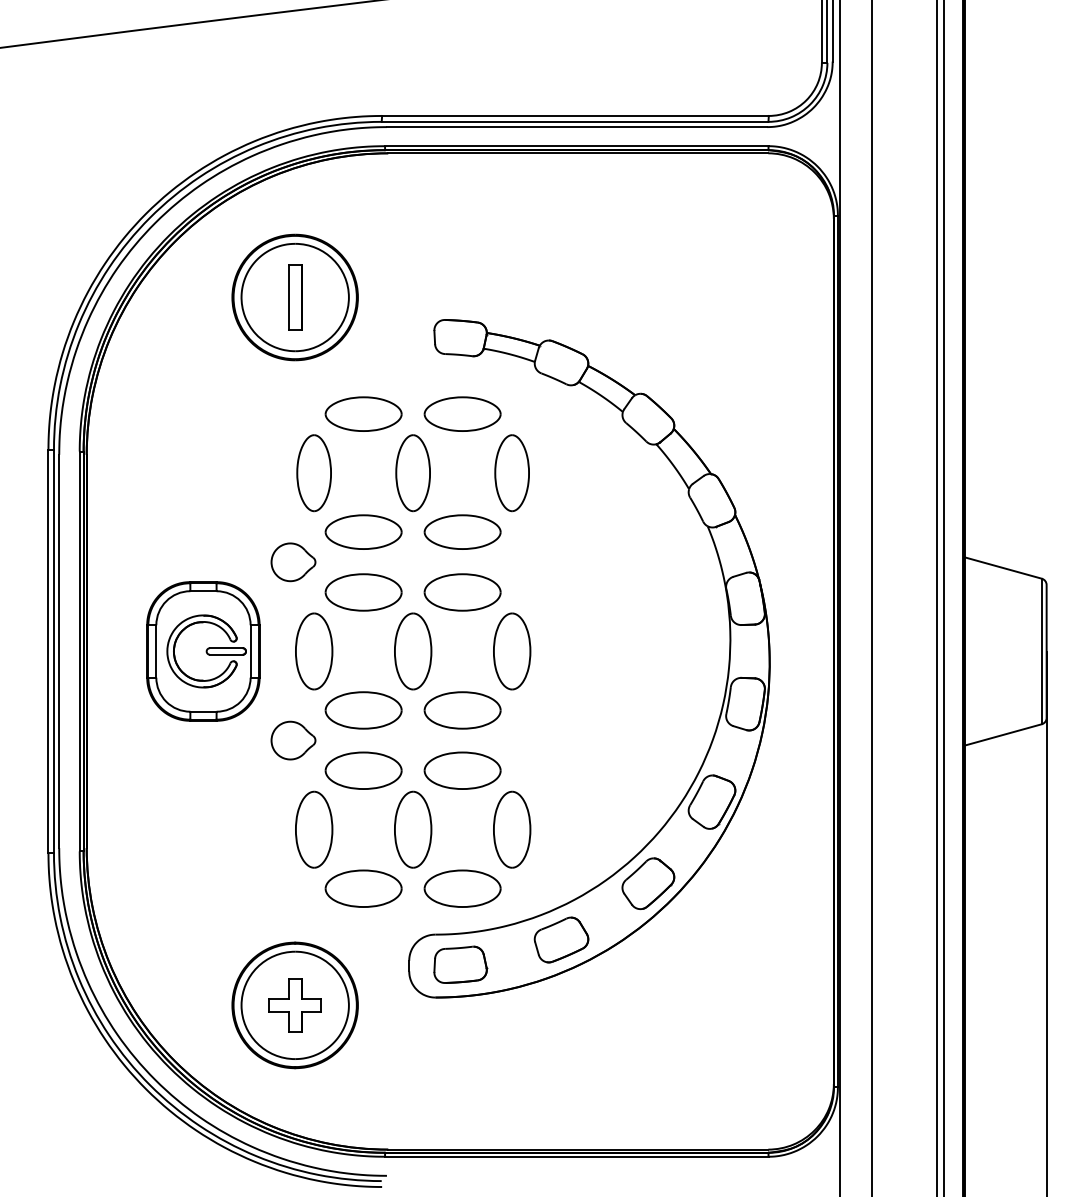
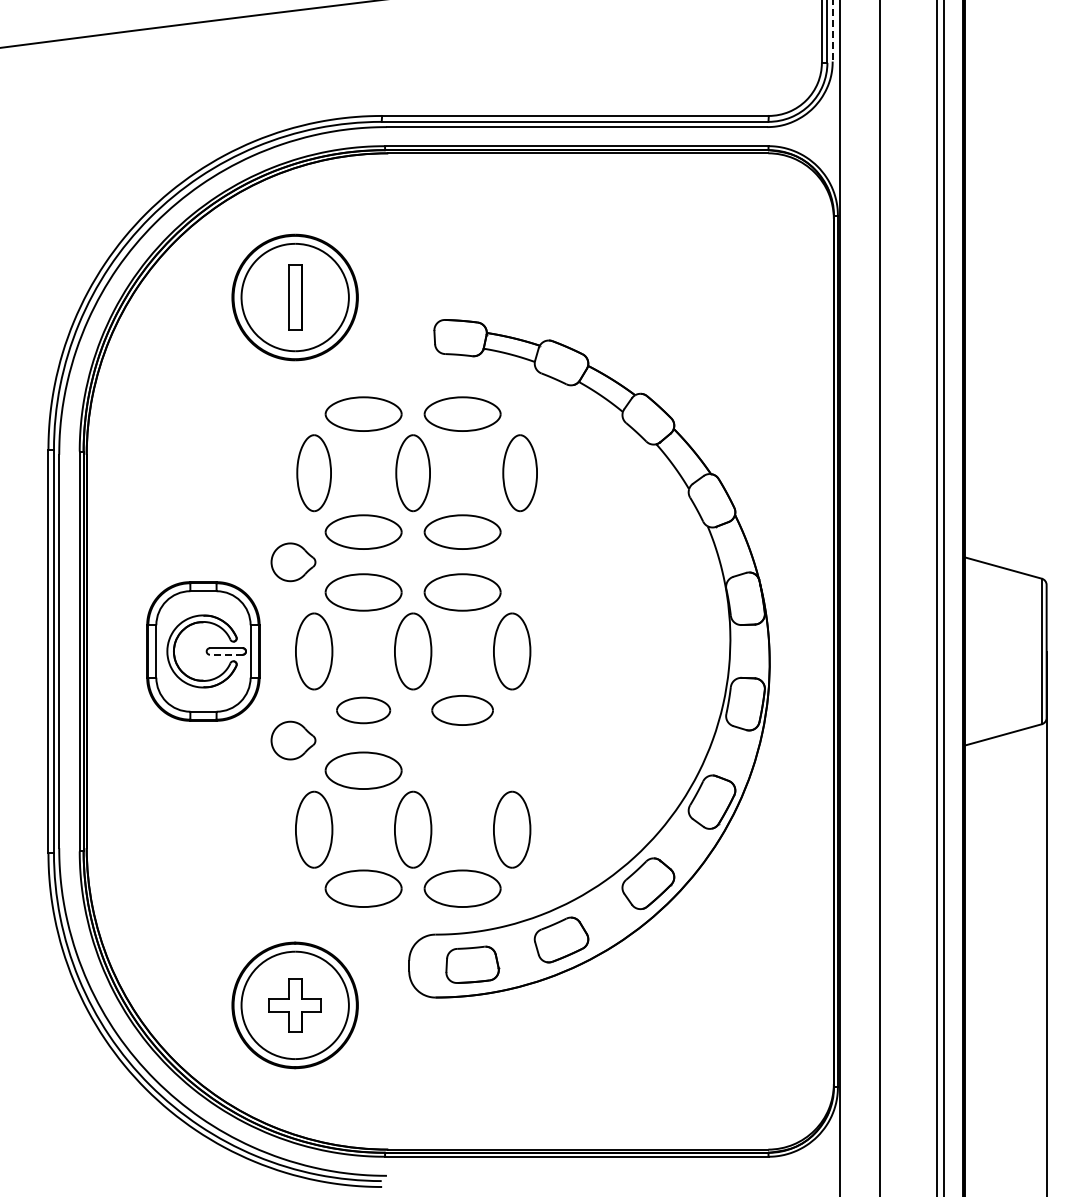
line: solid -> dashed (832, 30)
part position: (511, 473) -> (519, 473) (519, 473)
line position: (871, 597) -> (879, 597) (879, 597)
line: solid -> dashed (225, 654)
part size: 79x39 px -> 56x29 px (363, 710)
part size: 79x39 px -> 63x31 px (462, 710)
part: present -> none (462, 770)
part position: (460, 964) -> (472, 964) (472, 964)
